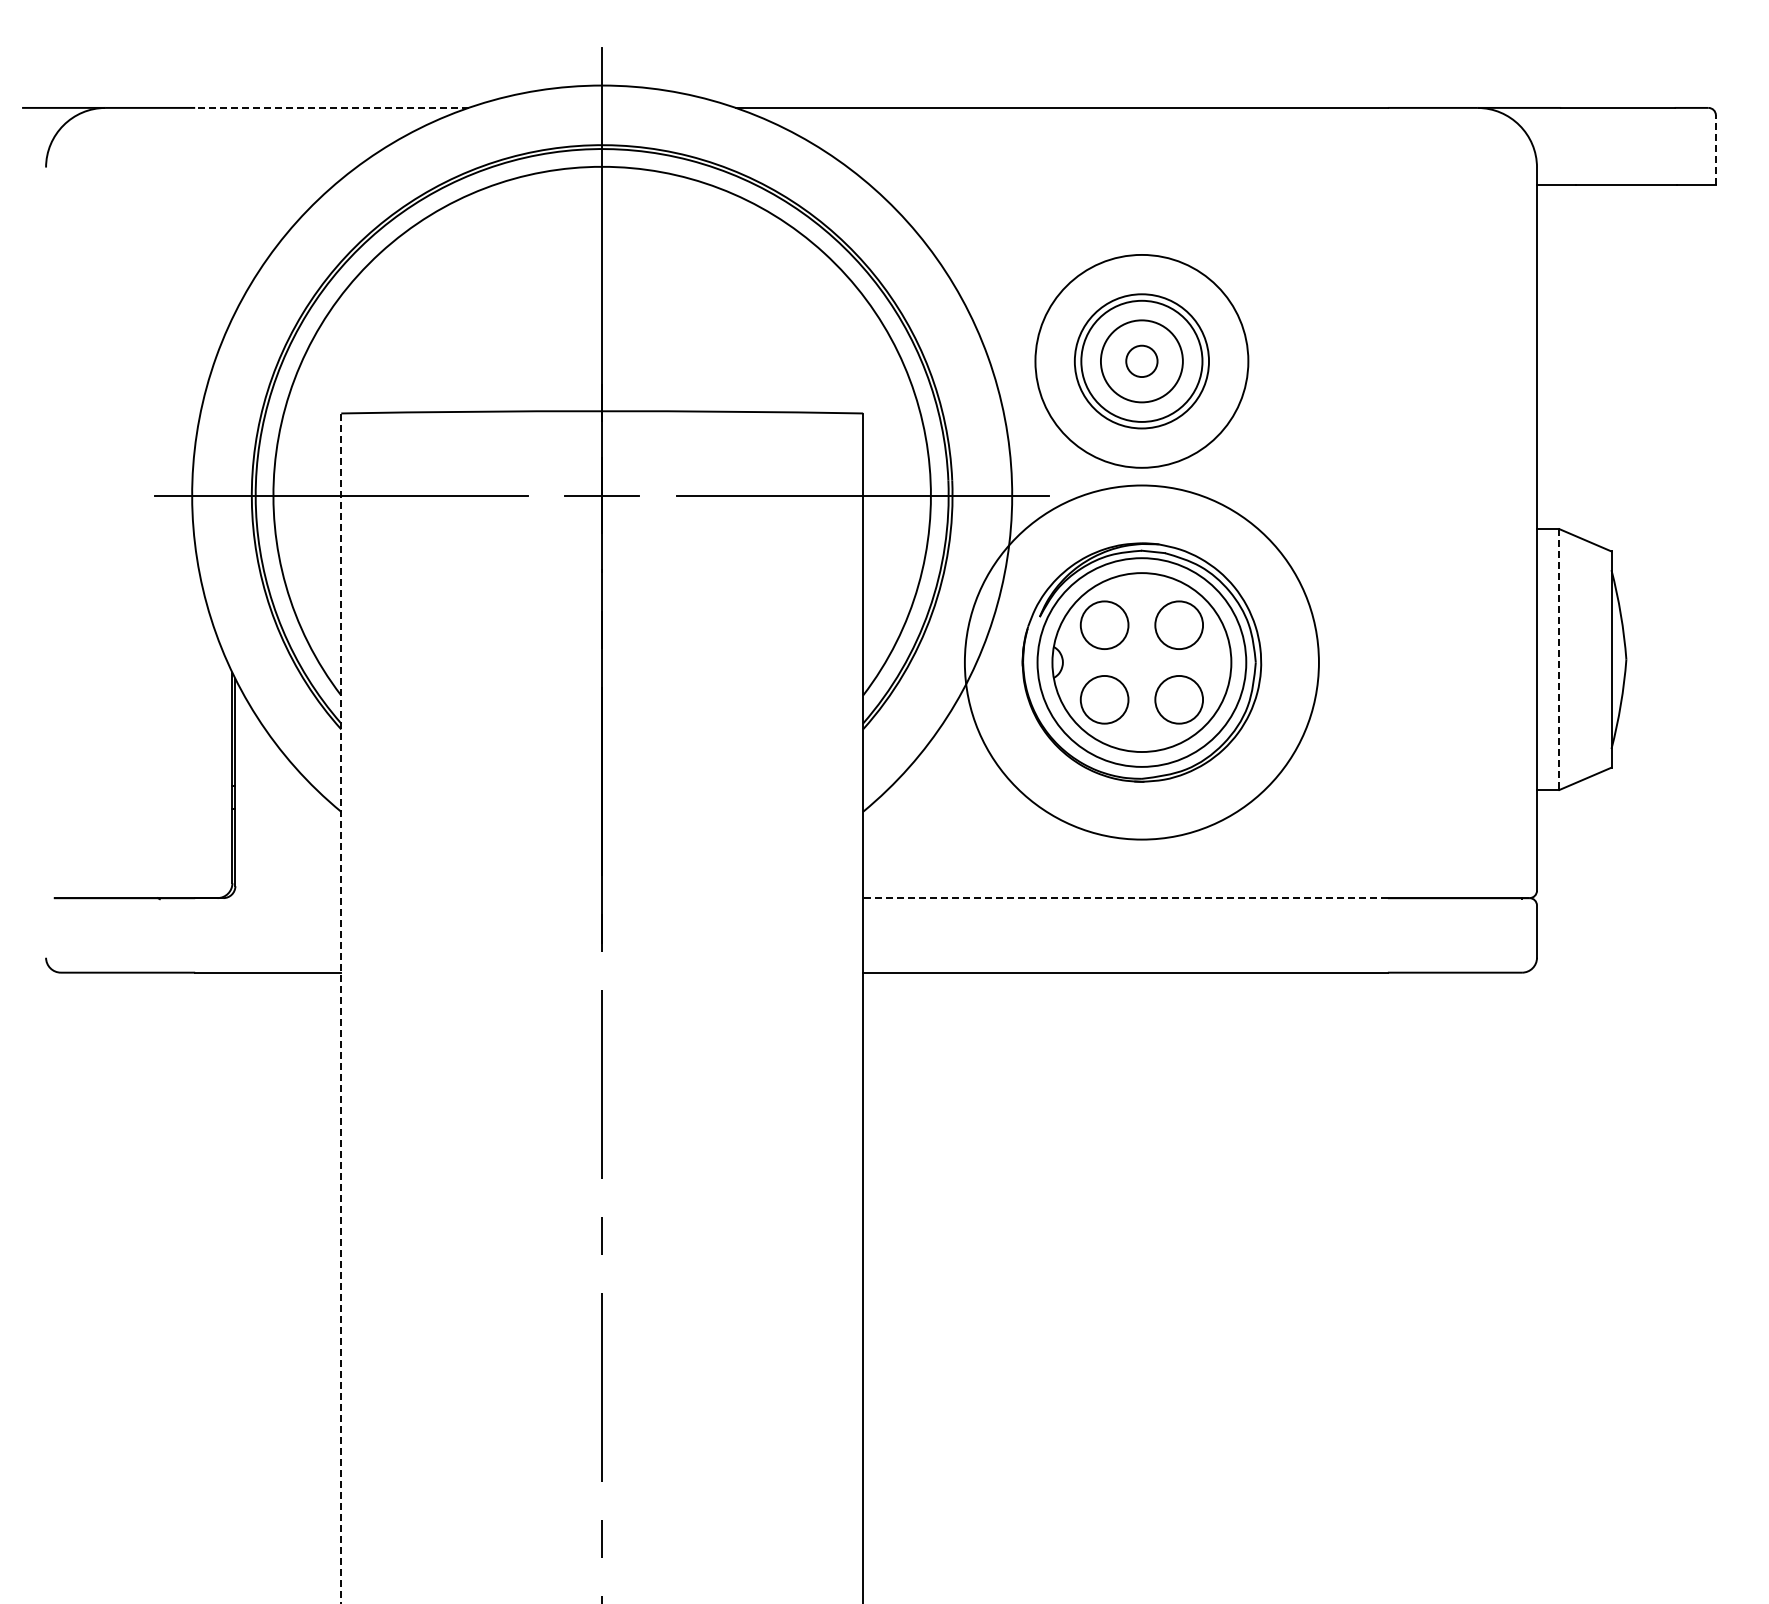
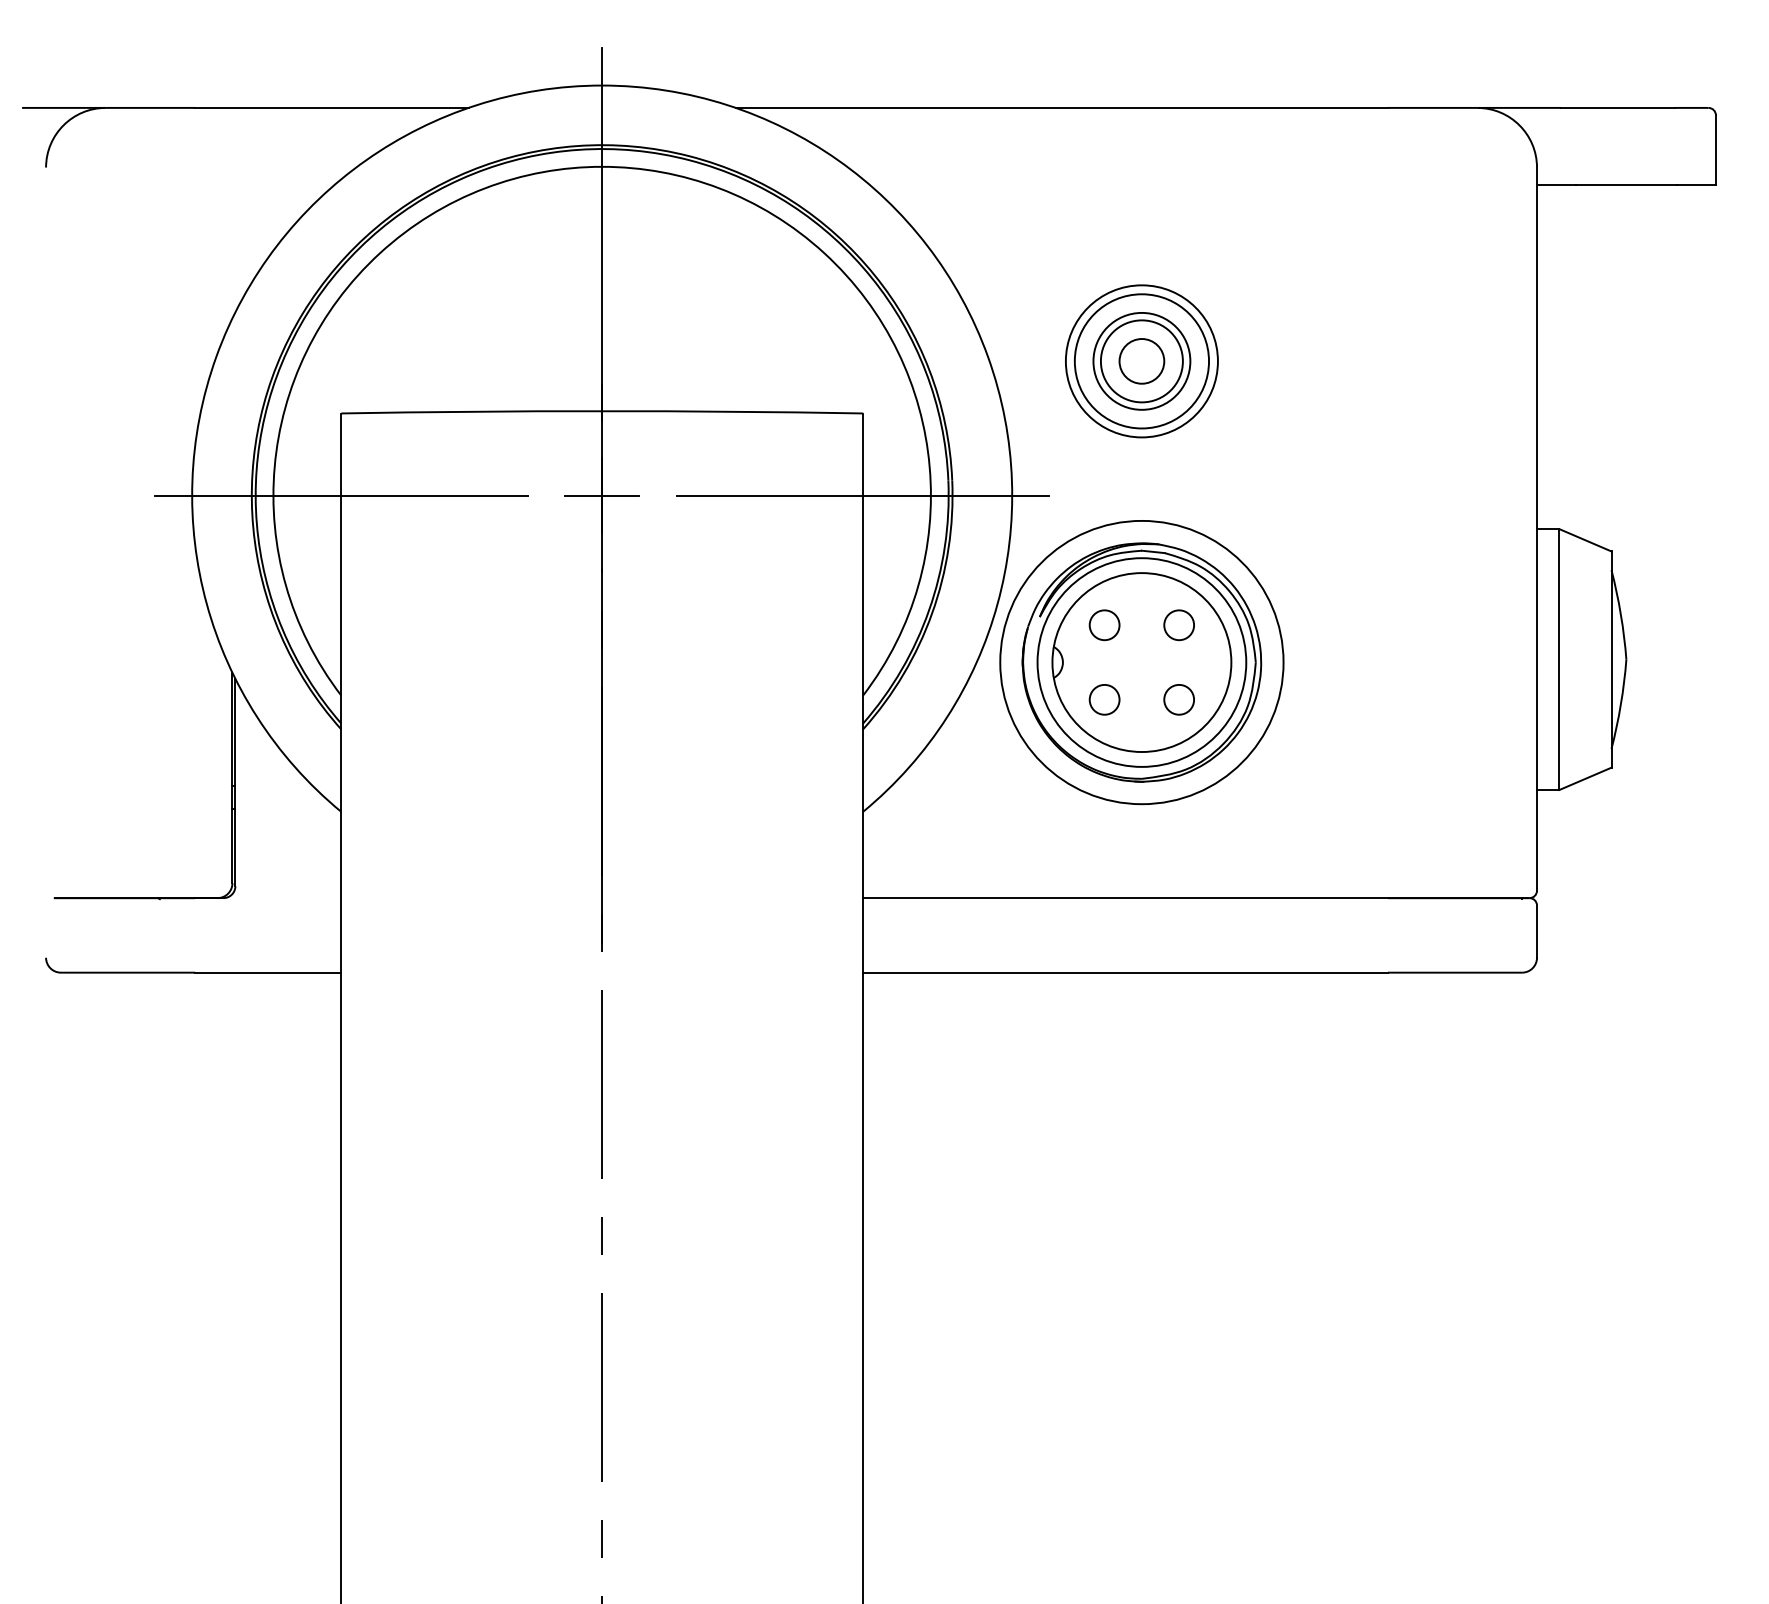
line: dashed -> solid (331, 107)
line: dashed -> solid (1715, 149)
circle diameter: 121 px -> 97 px (1141, 360)
circle diameter: 213 px -> 152 px (1141, 361)
circle diameter: 31 px -> 45 px (1141, 361)
circle diameter: 48 px -> 30 px (1104, 625)
circle diameter: 48 px -> 30 px (1179, 625)
line: dashed -> solid (1559, 660)
circle diameter: 354 px -> 283 px (1141, 662)
circle diameter: 48 px -> 30 px (1104, 699)
circle diameter: 48 px -> 30 px (1179, 699)
line: dashed -> solid (1125, 898)
line: dashed -> solid (341, 1008)
